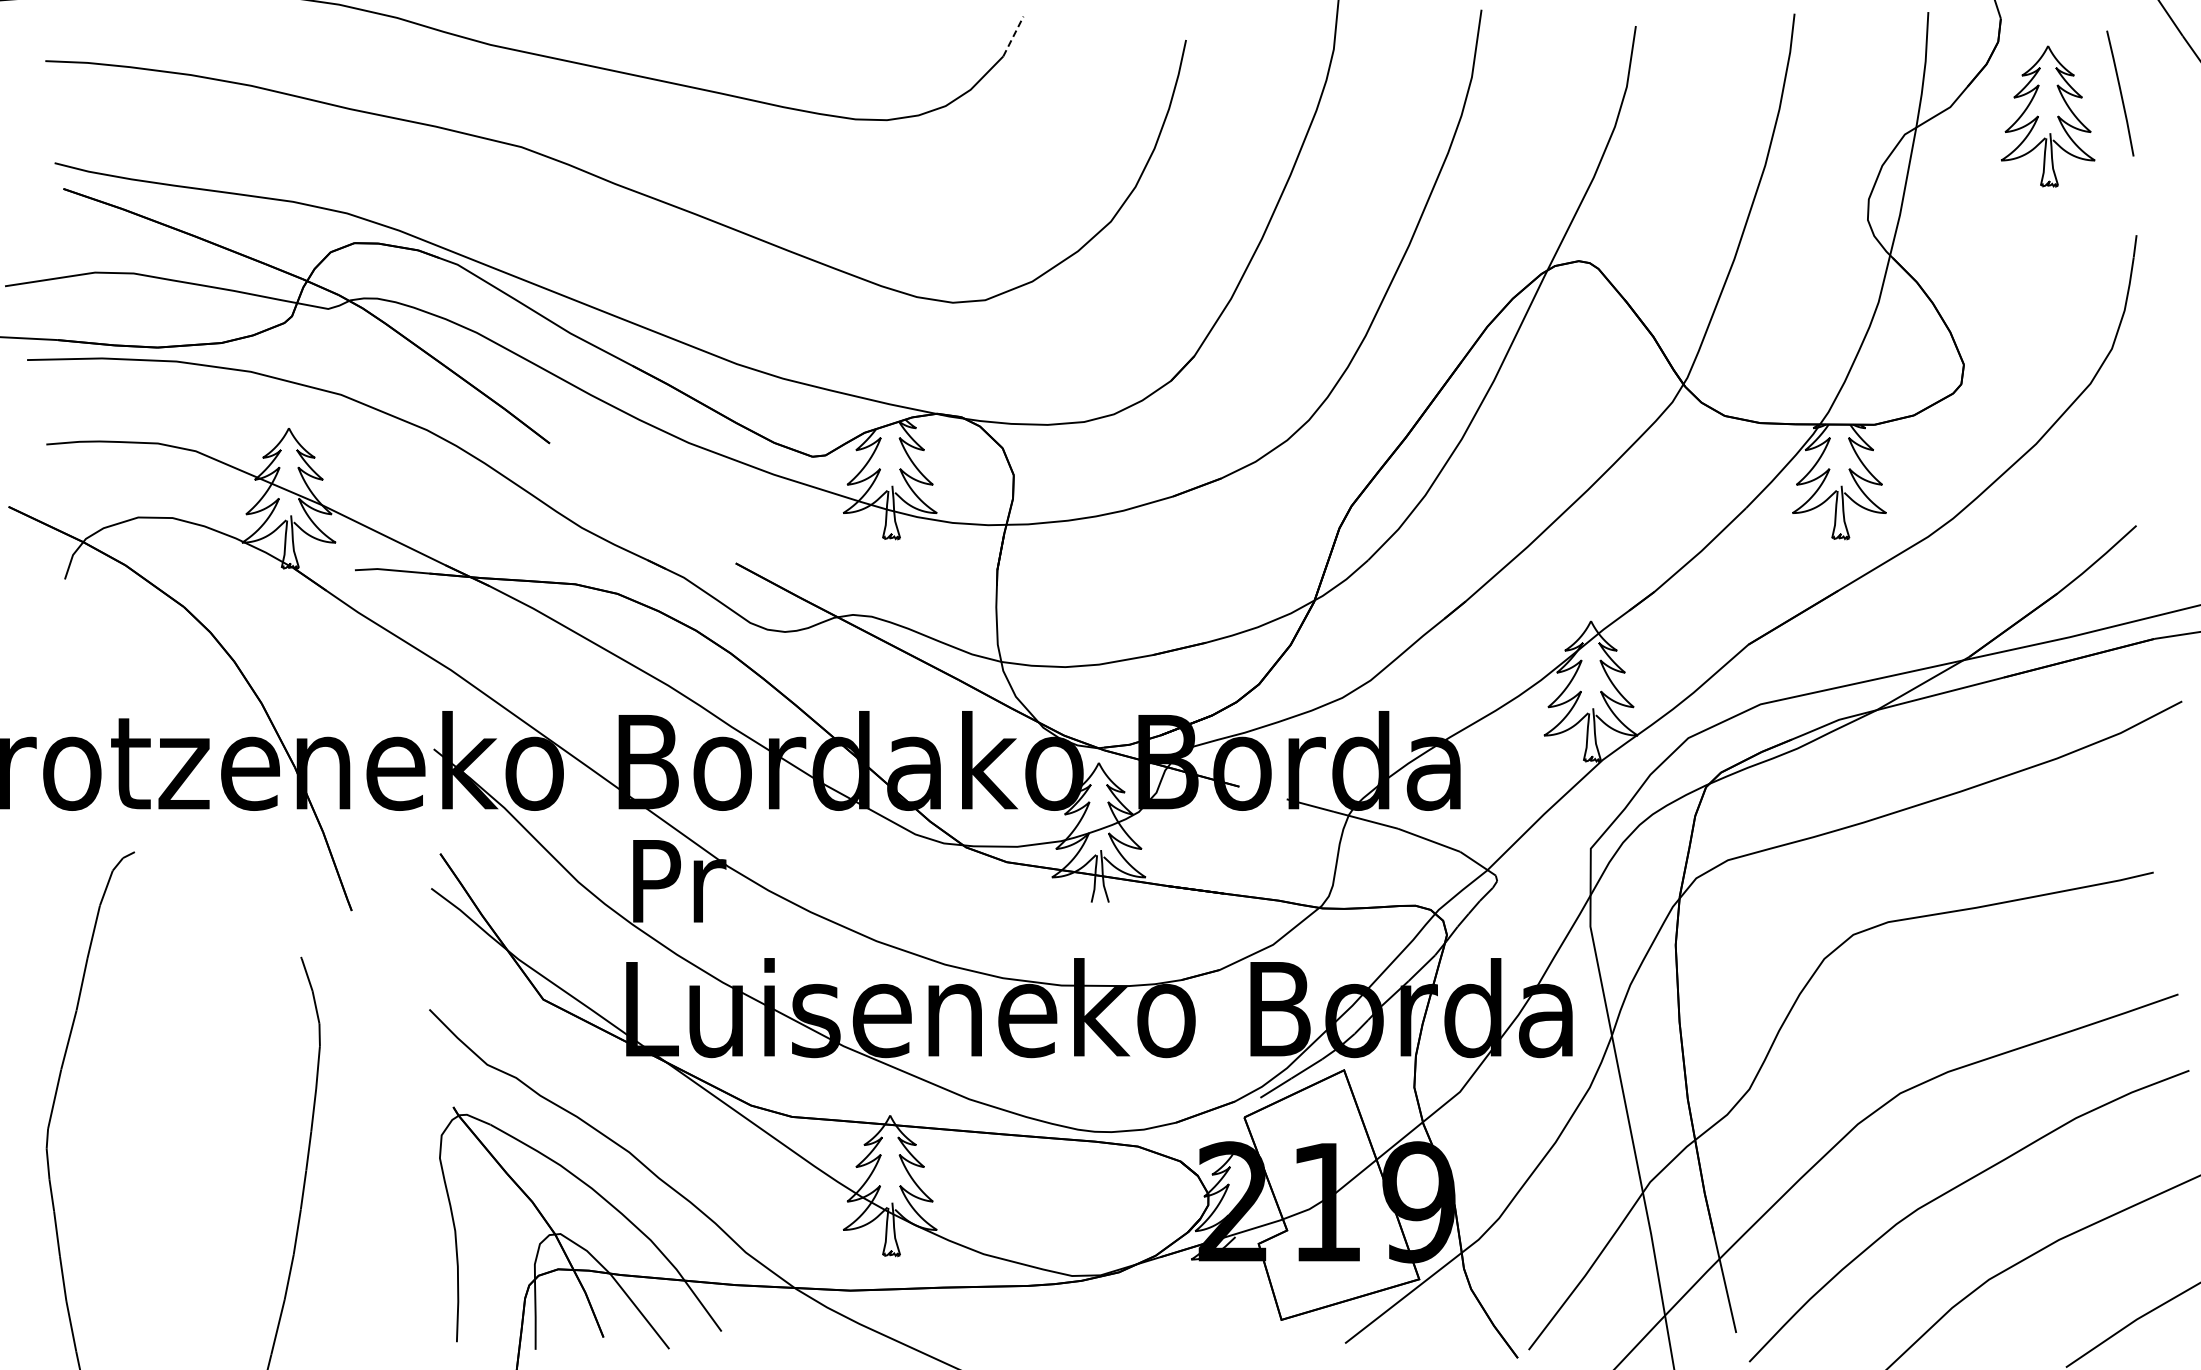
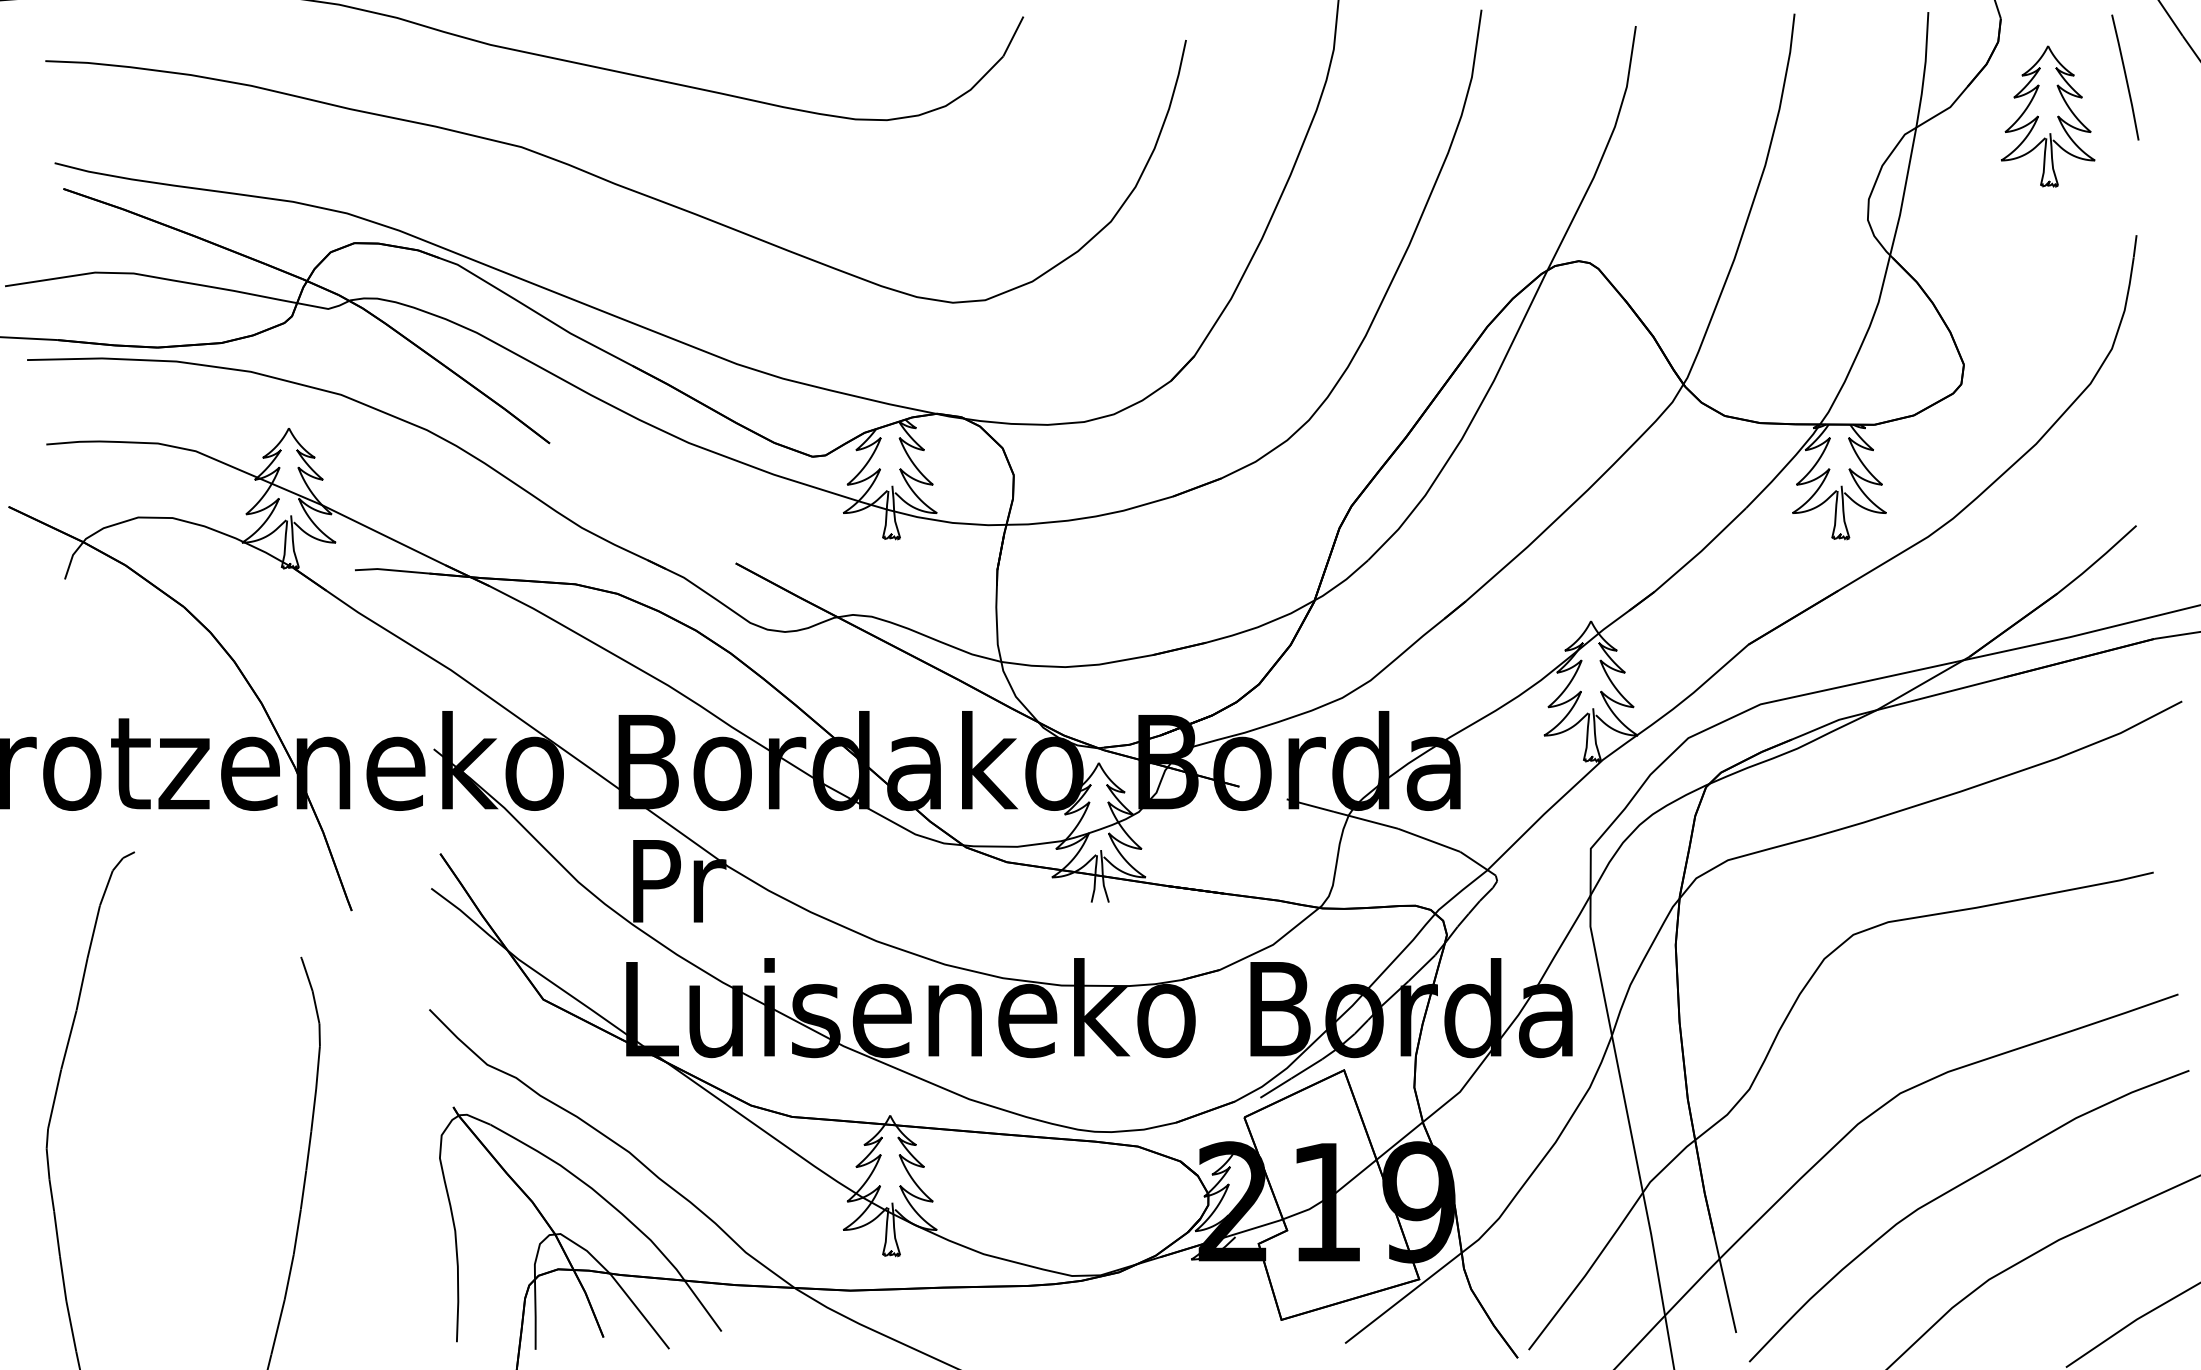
line: dashed -> solid (1013, 36)
line position: (2120, 93) -> (2125, 77) (2125, 77)
